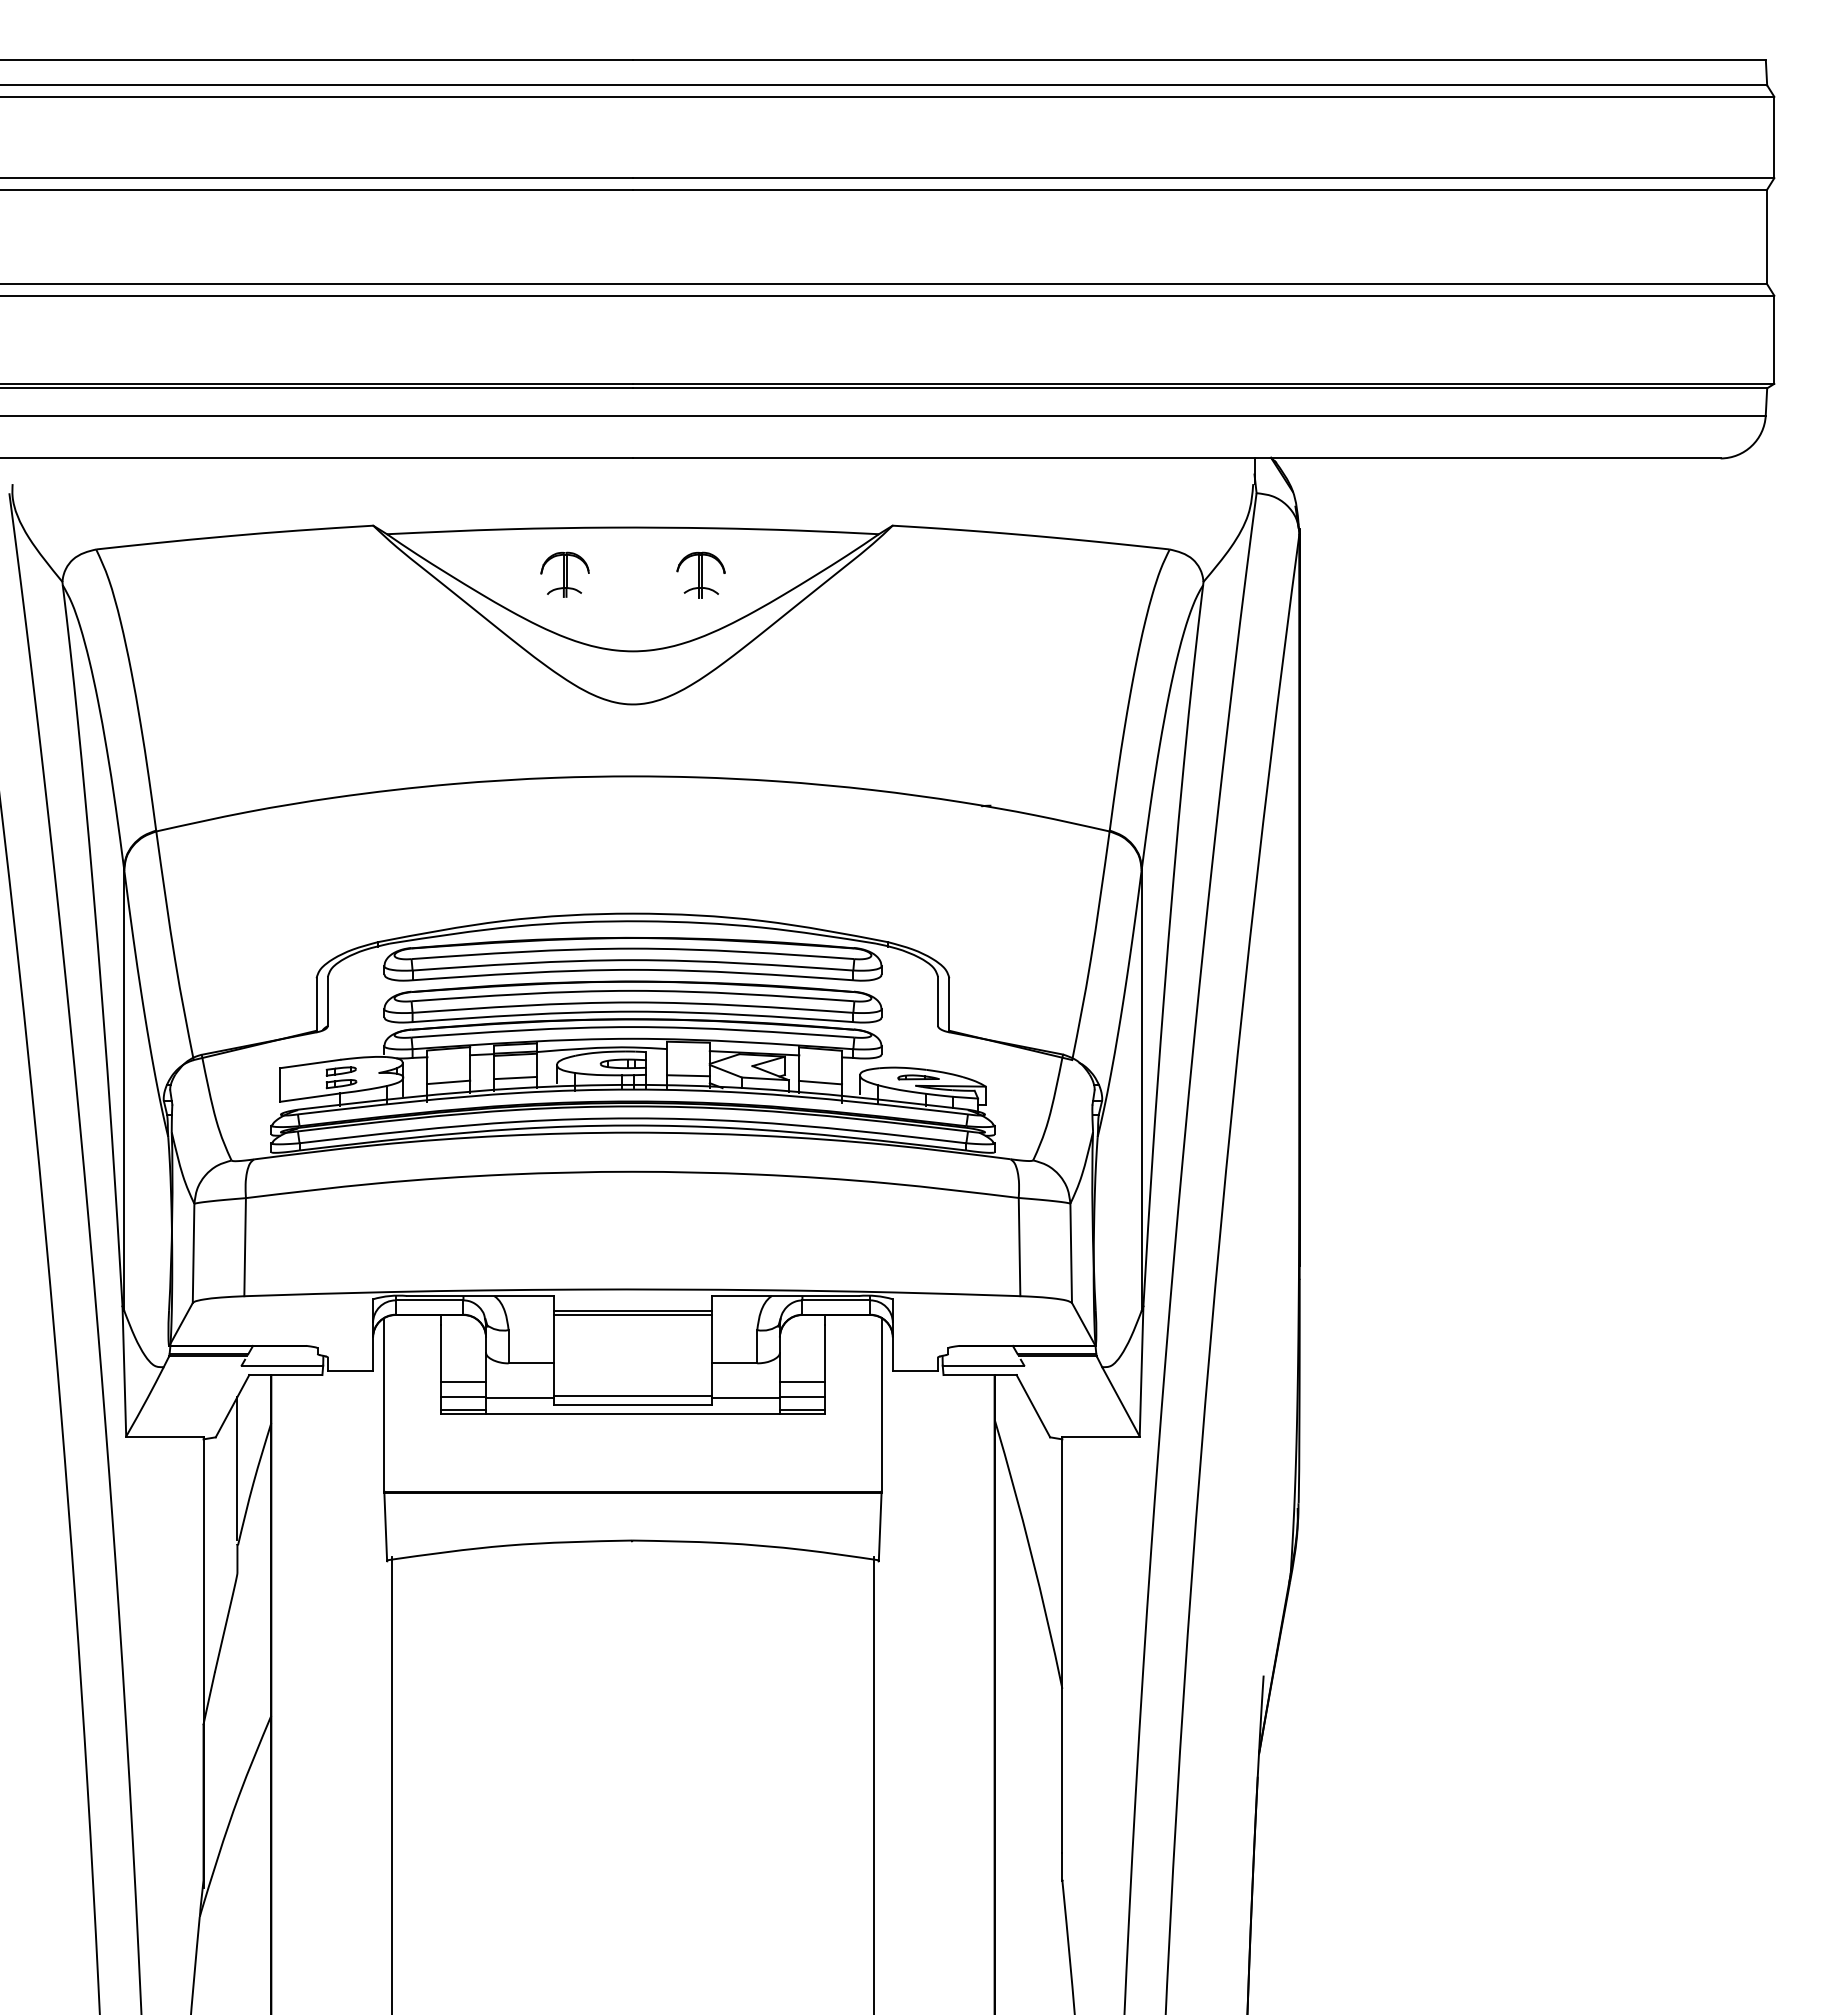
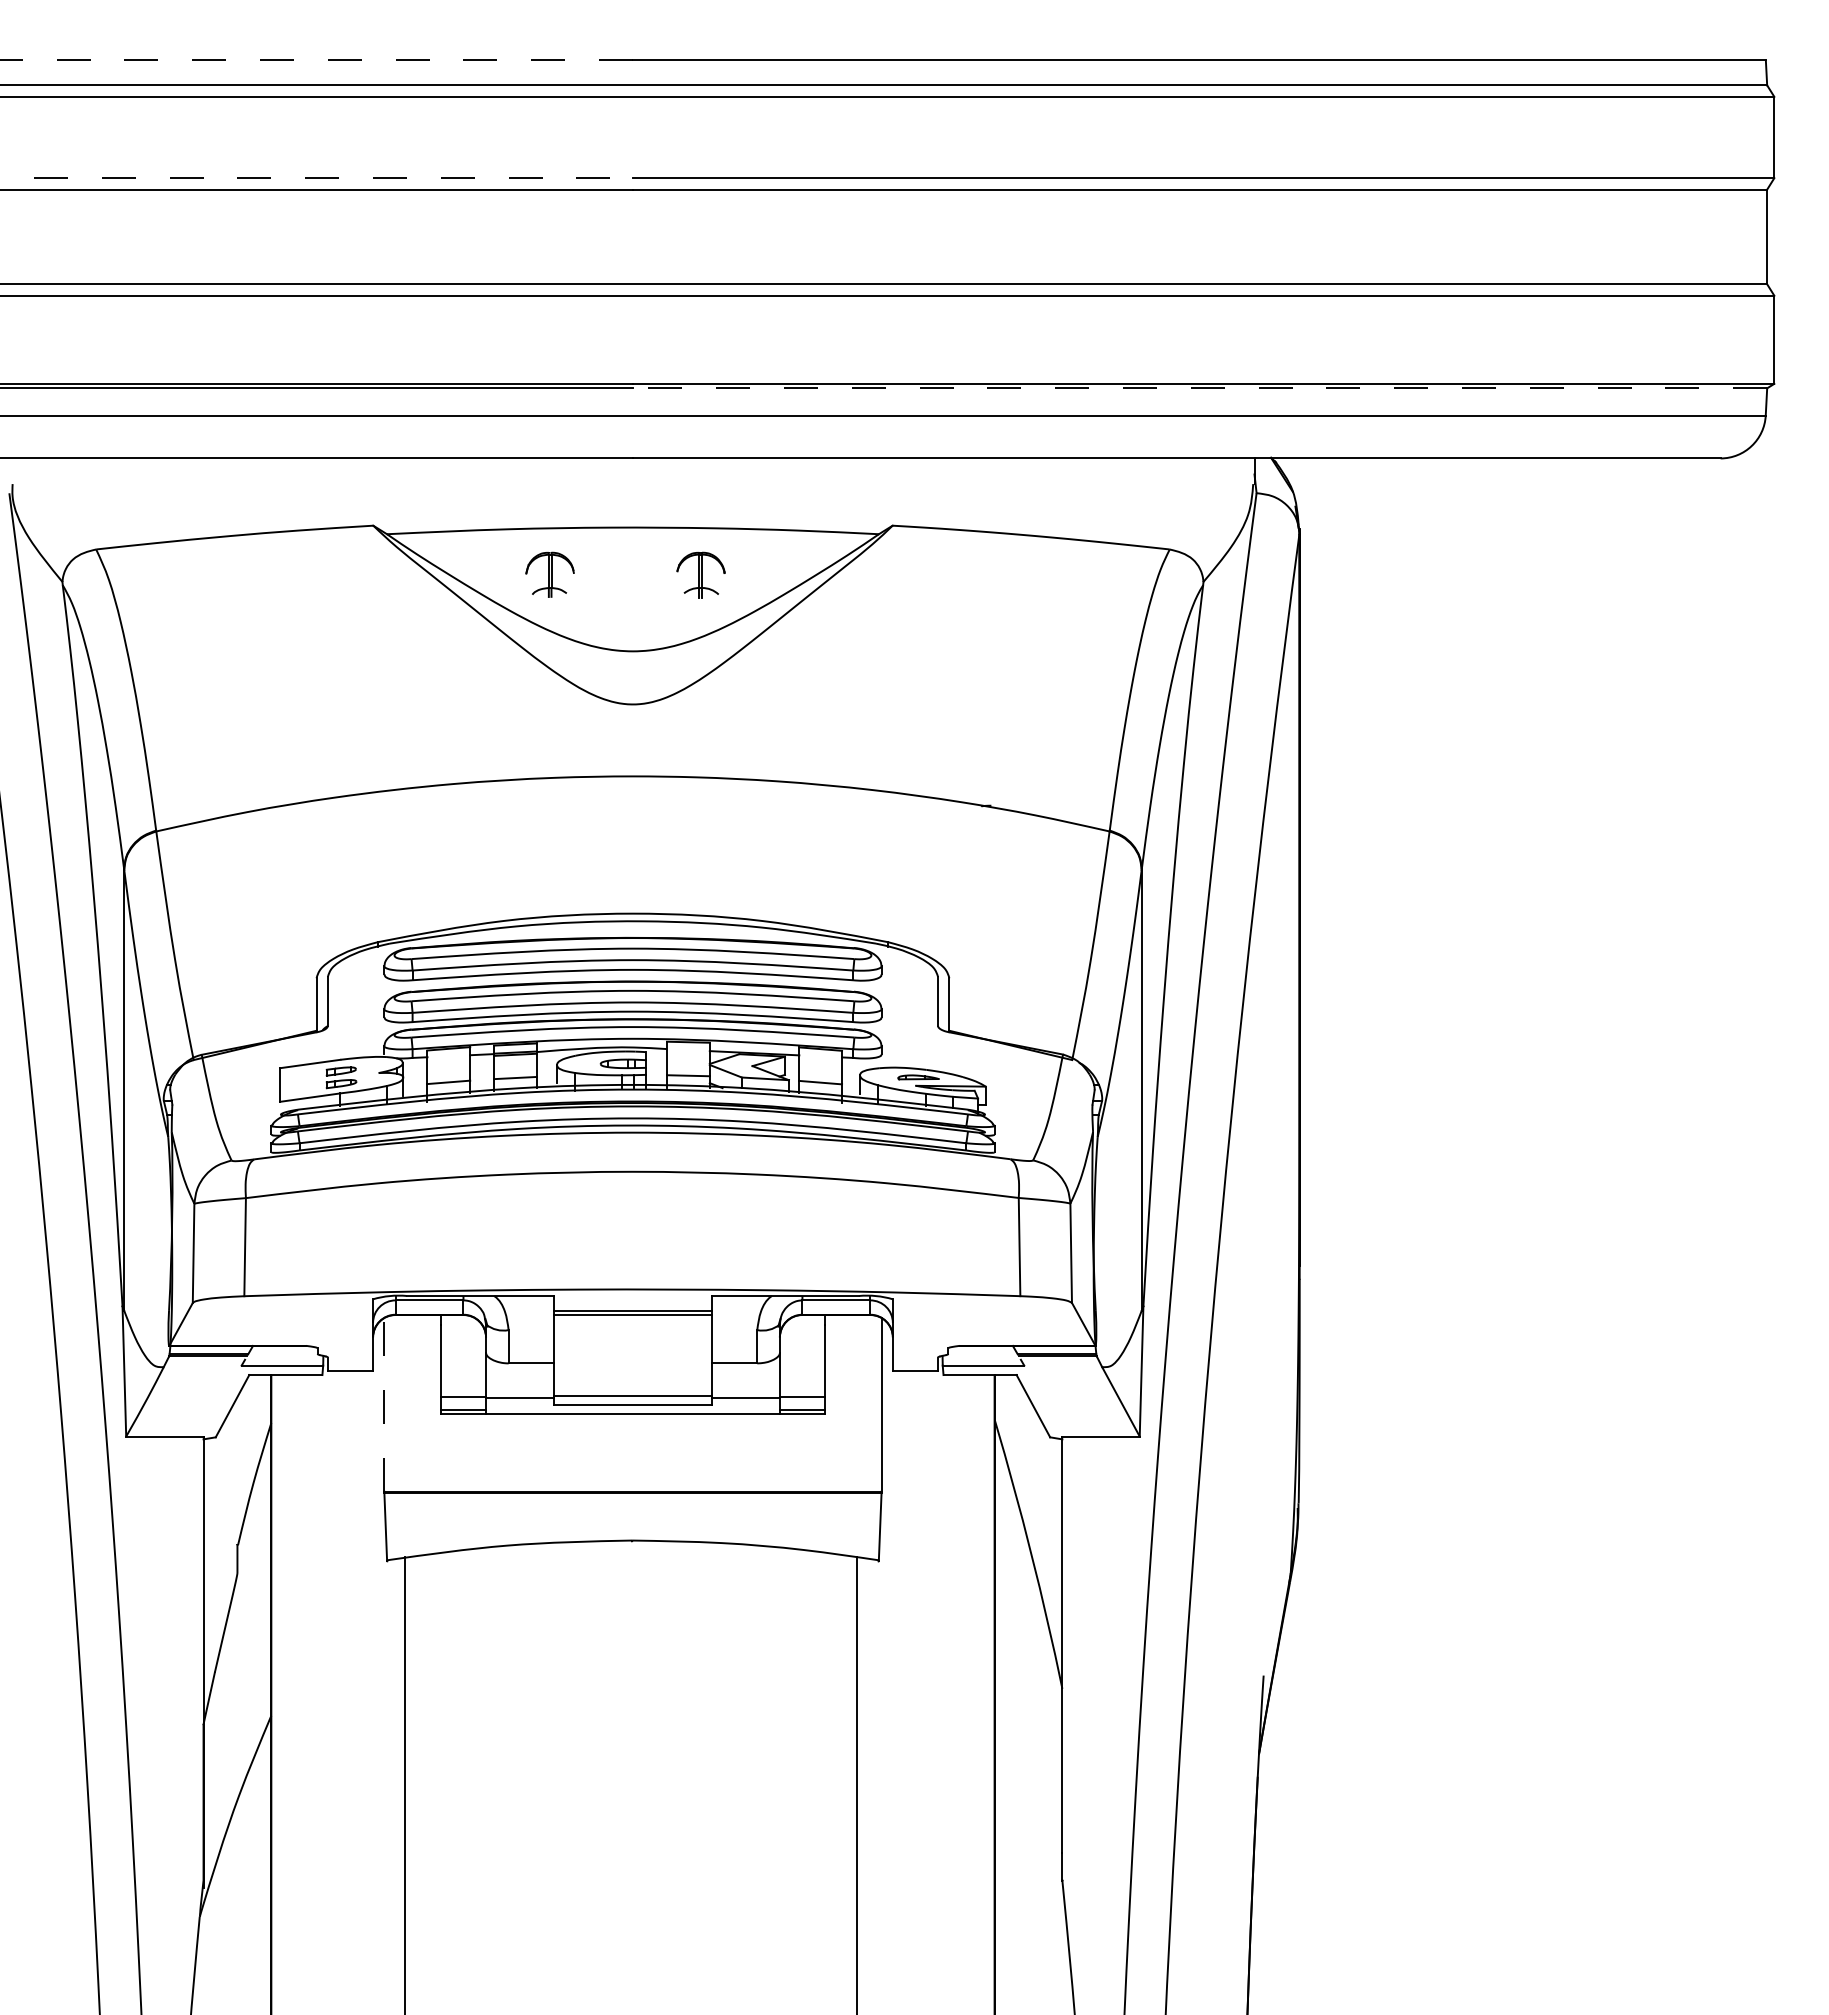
line: solid -> dashed (316, 60)
line: solid -> dashed (317, 178)
line: solid -> dashed (1199, 388)
part position: (564, 574) -> (549, 574) (549, 574)
line: present -> none (463, 1382)
line: present -> none (802, 1382)
line: solid -> dashed (384, 1405)
line: present -> none (237, 1468)
line position: (392, 1783) -> (405, 1783) (405, 1783)
line position: (873, 1783) -> (856, 1783) (856, 1783)
